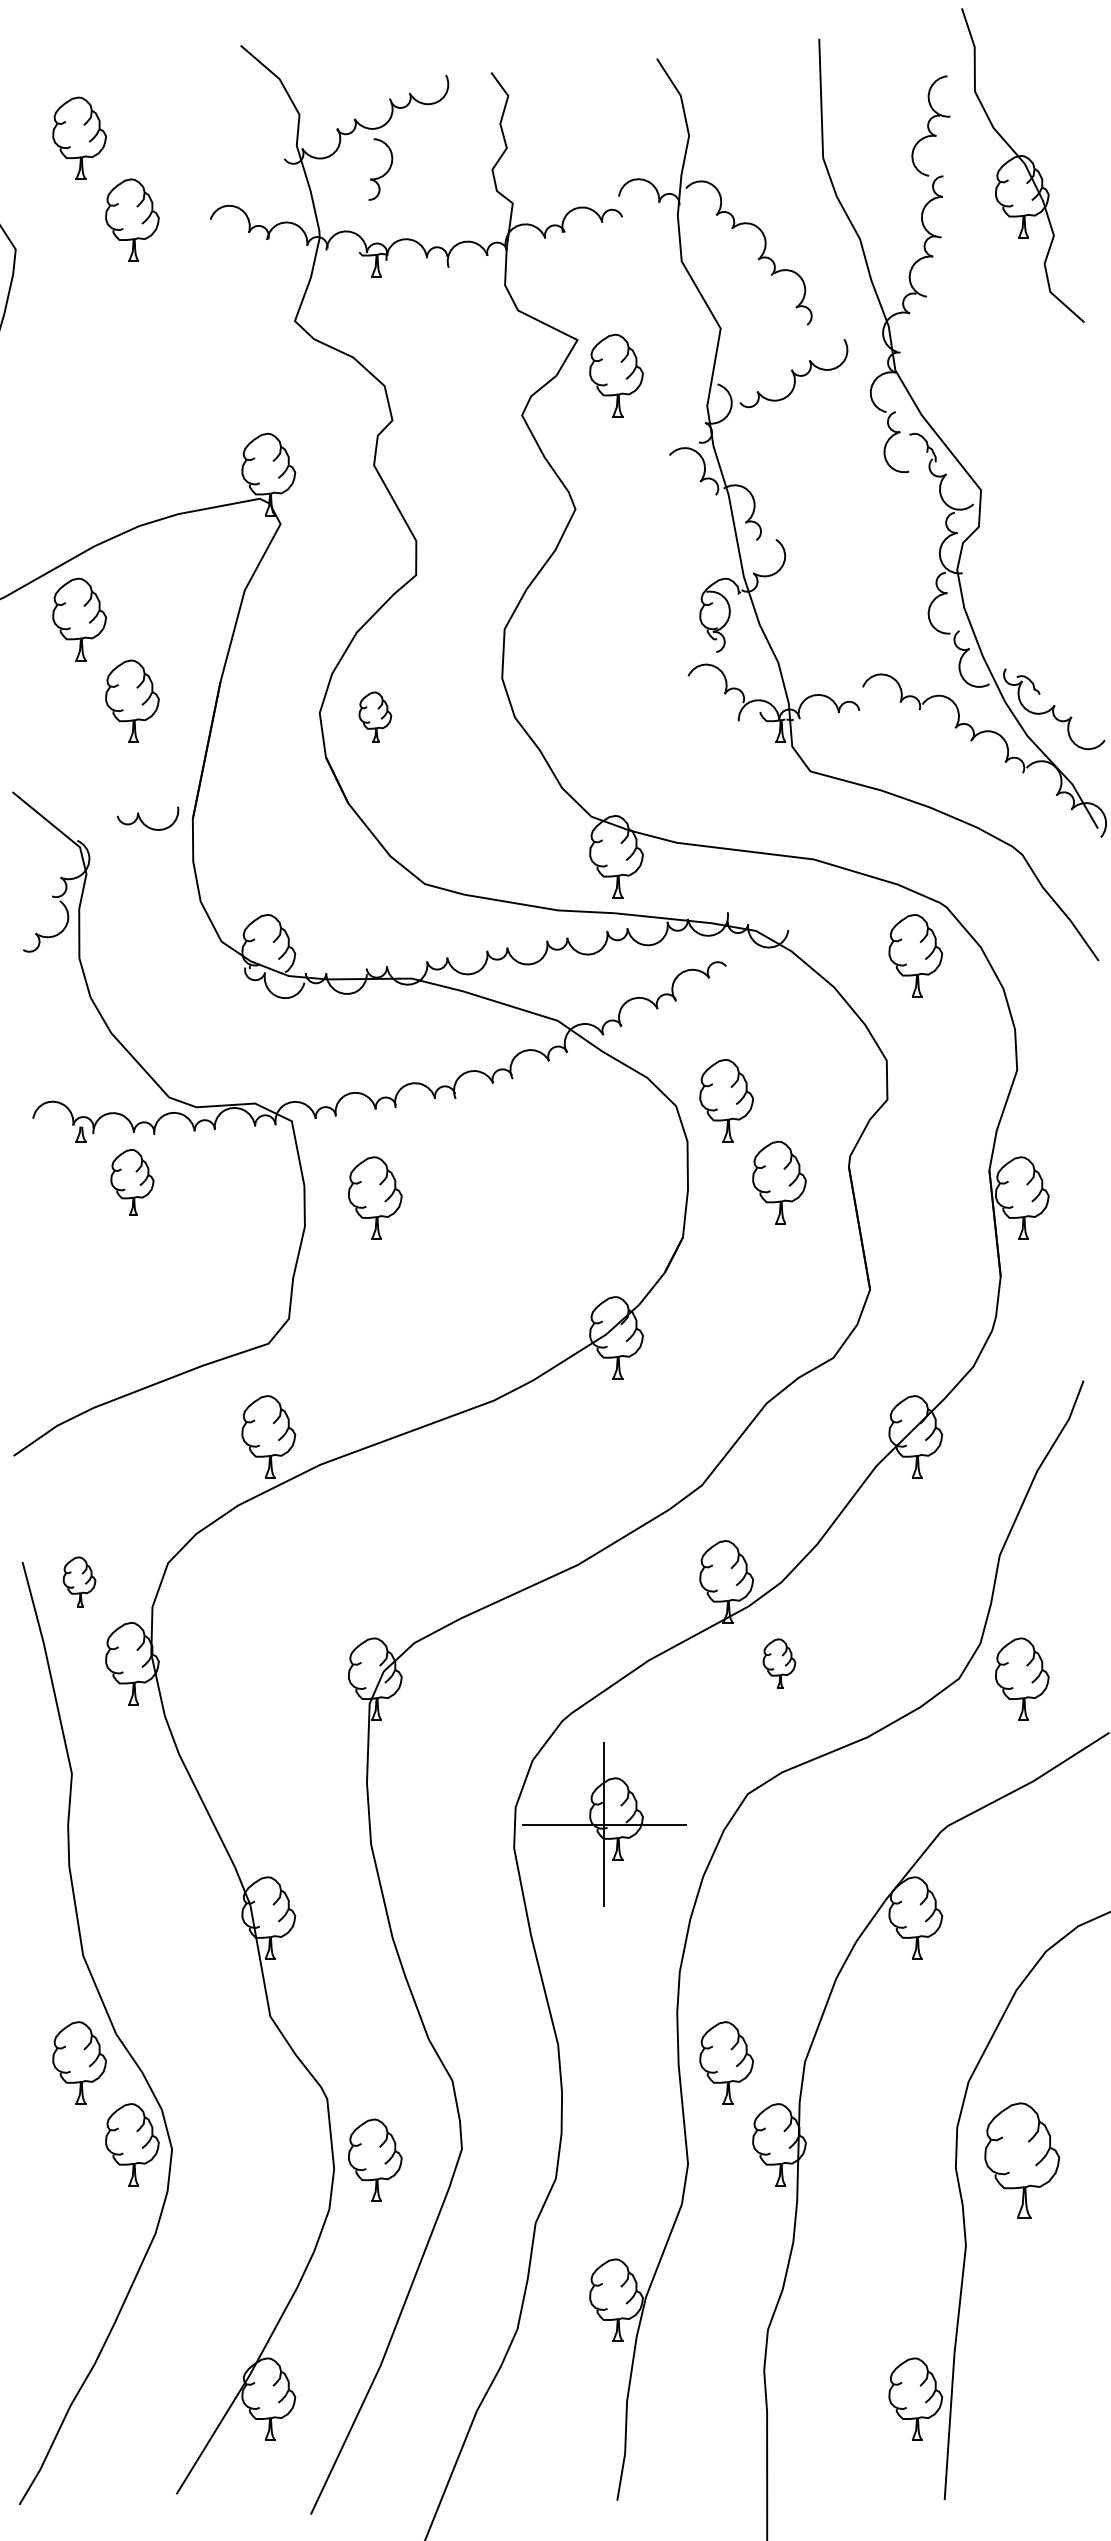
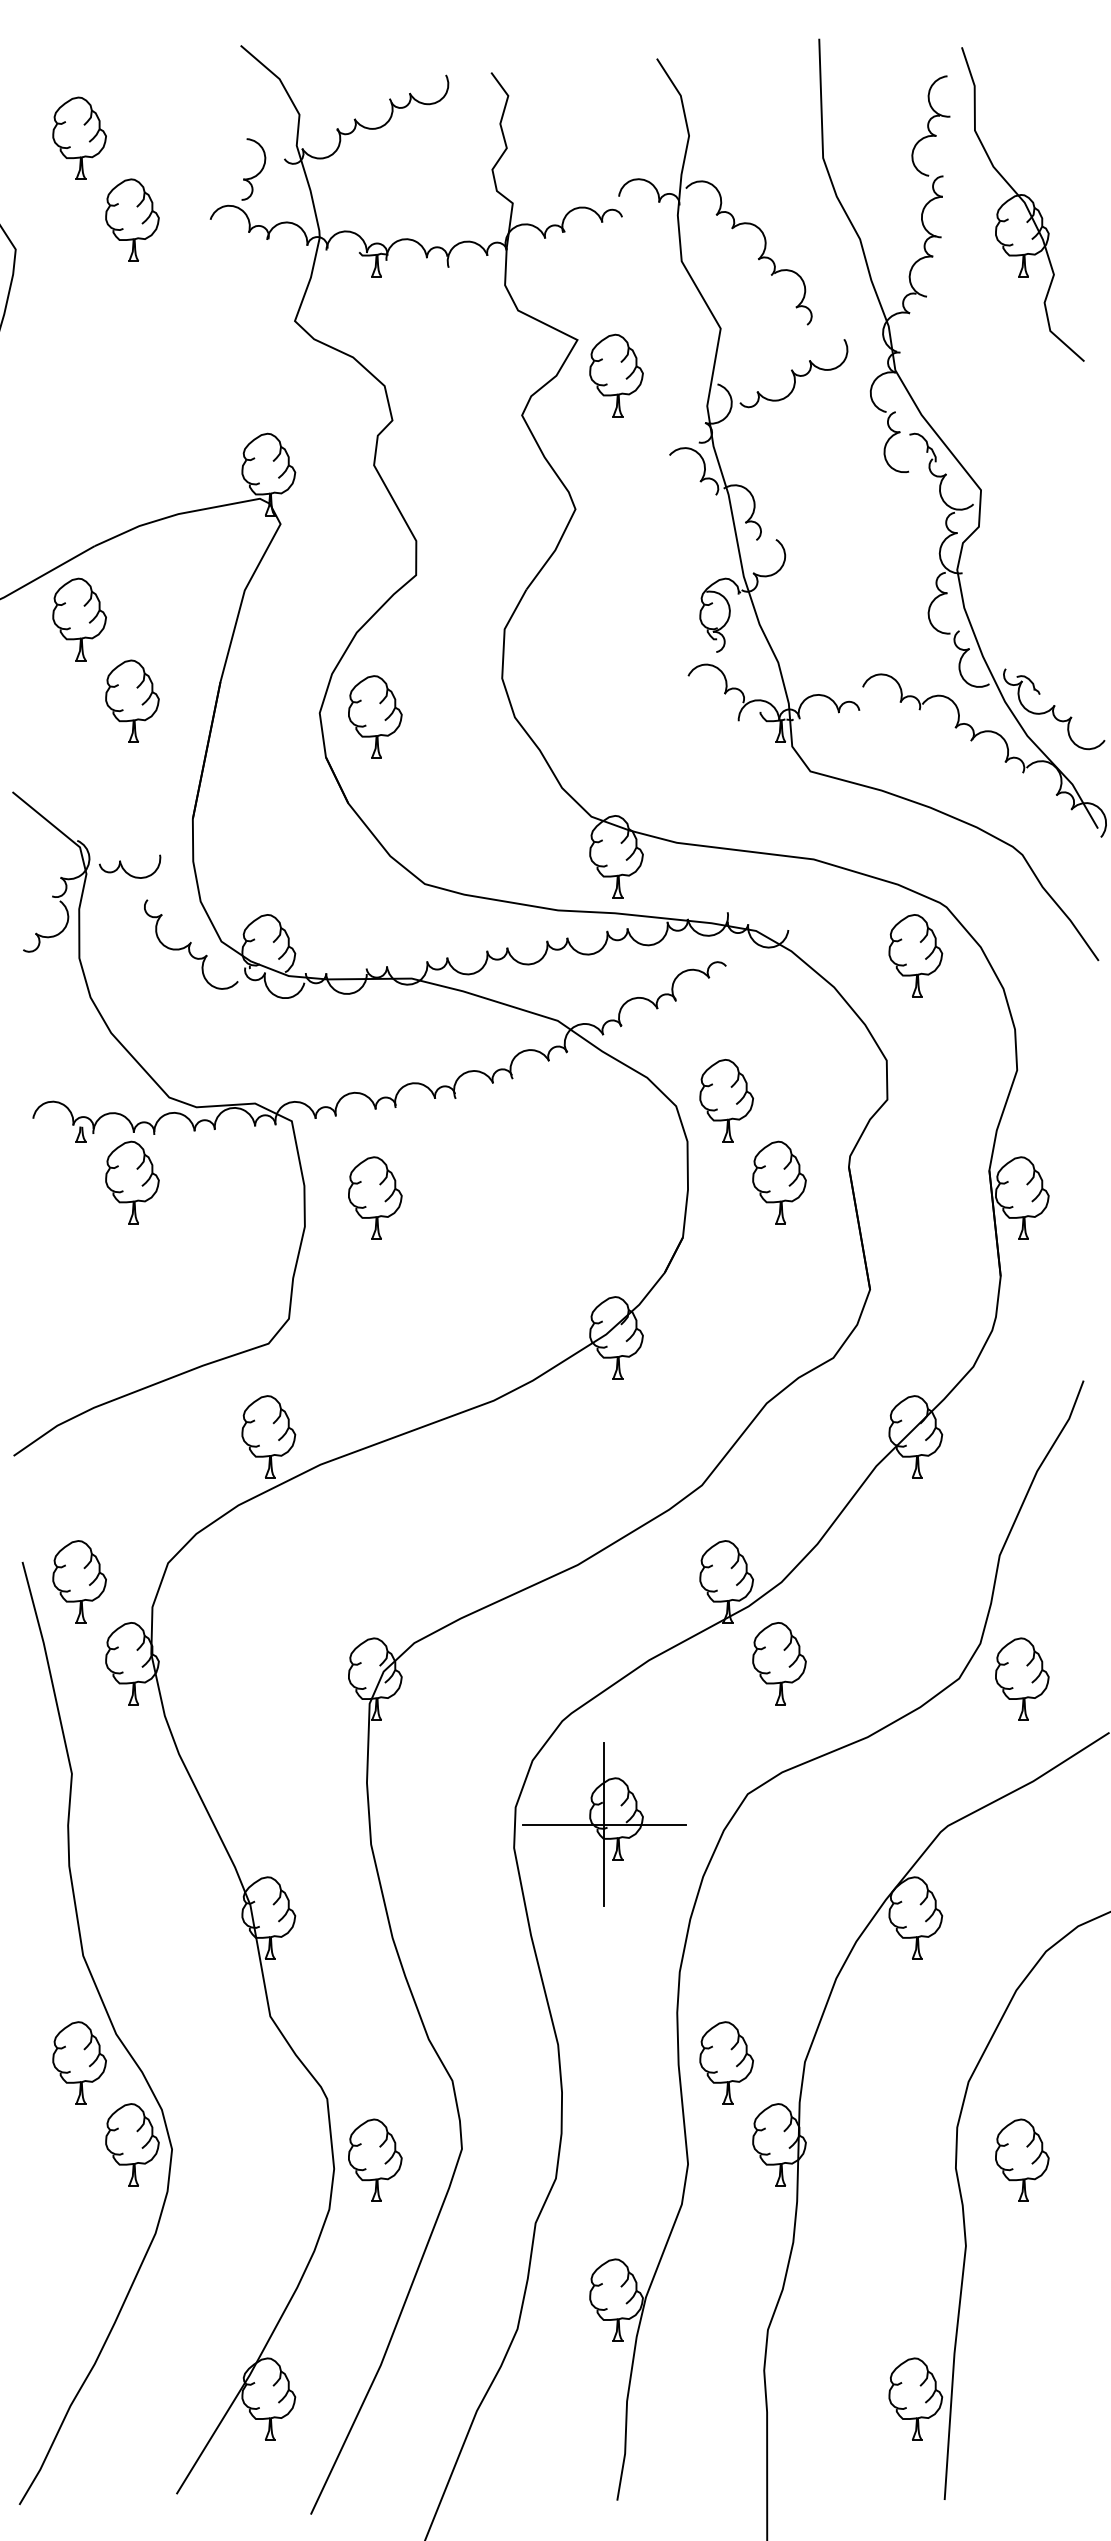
part position: (1022, 165) -> (1022, 204) (1022, 204)
part position: (380, 169) -> (253, 169) (253, 169)
part size: 35x52 px -> 55x84 px (375, 716)
part position: (147, 818) -> (129, 866) (129, 866)
part: none -> present (191, 944)
part size: 45x67 px -> 55x85 px (132, 1182)
part size: 35x52 px -> 55x84 px (79, 1581)
part size: 35x51 px -> 55x84 px (779, 1663)
part size: 77x117 px -> 55x84 px (1022, 2159)
